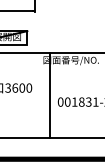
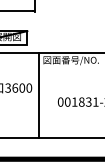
line position: (49, 95) -> (38, 95) (38, 95)
